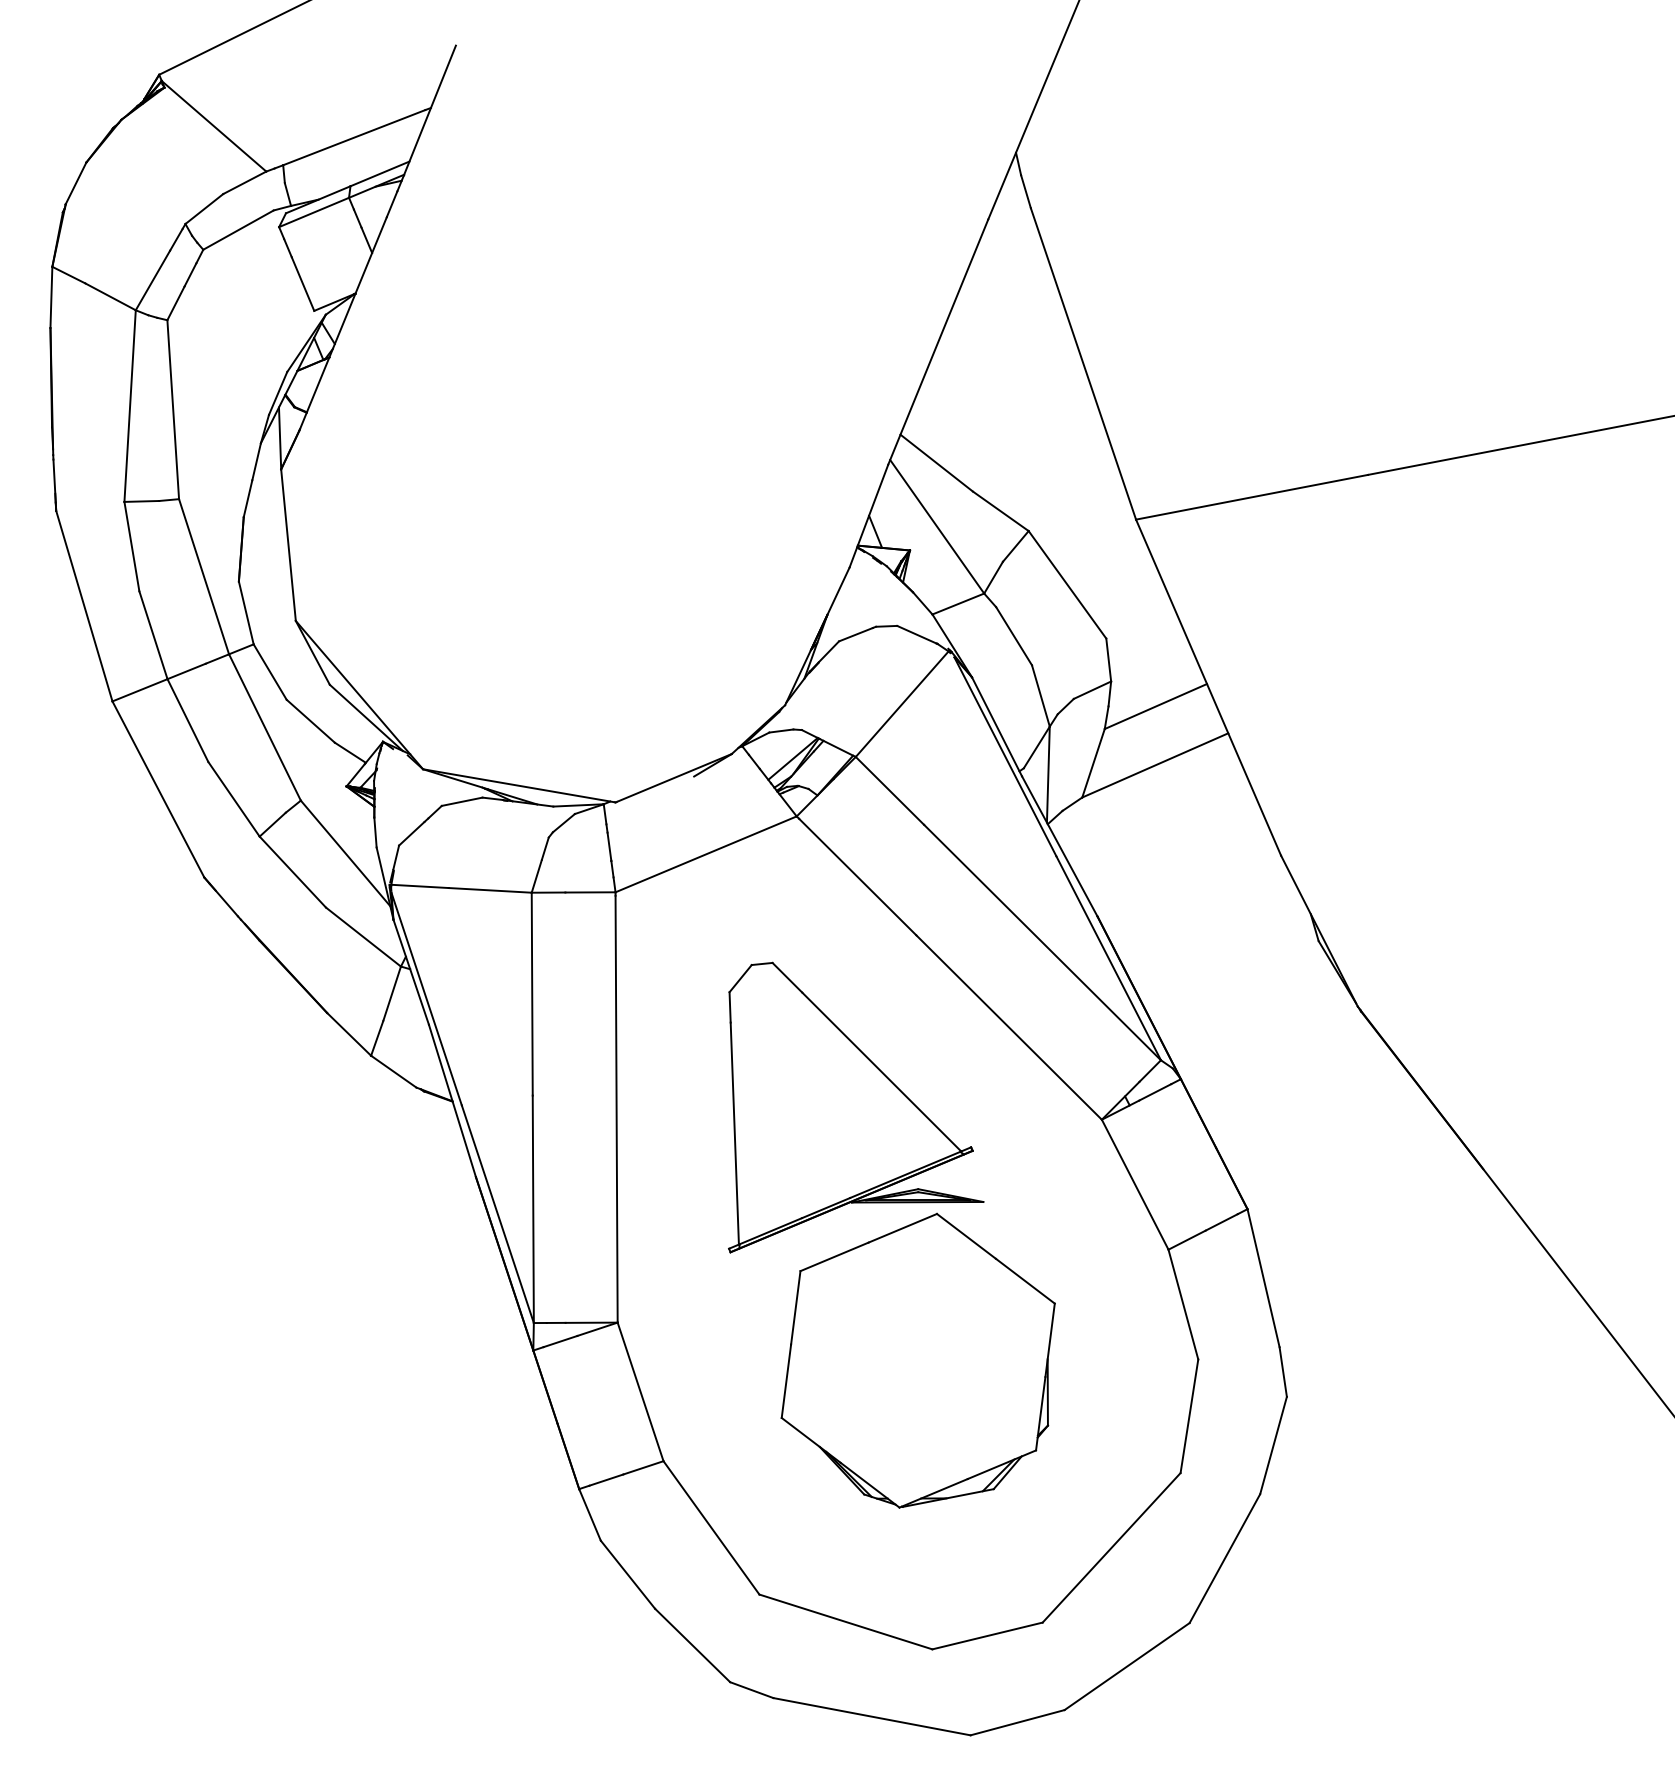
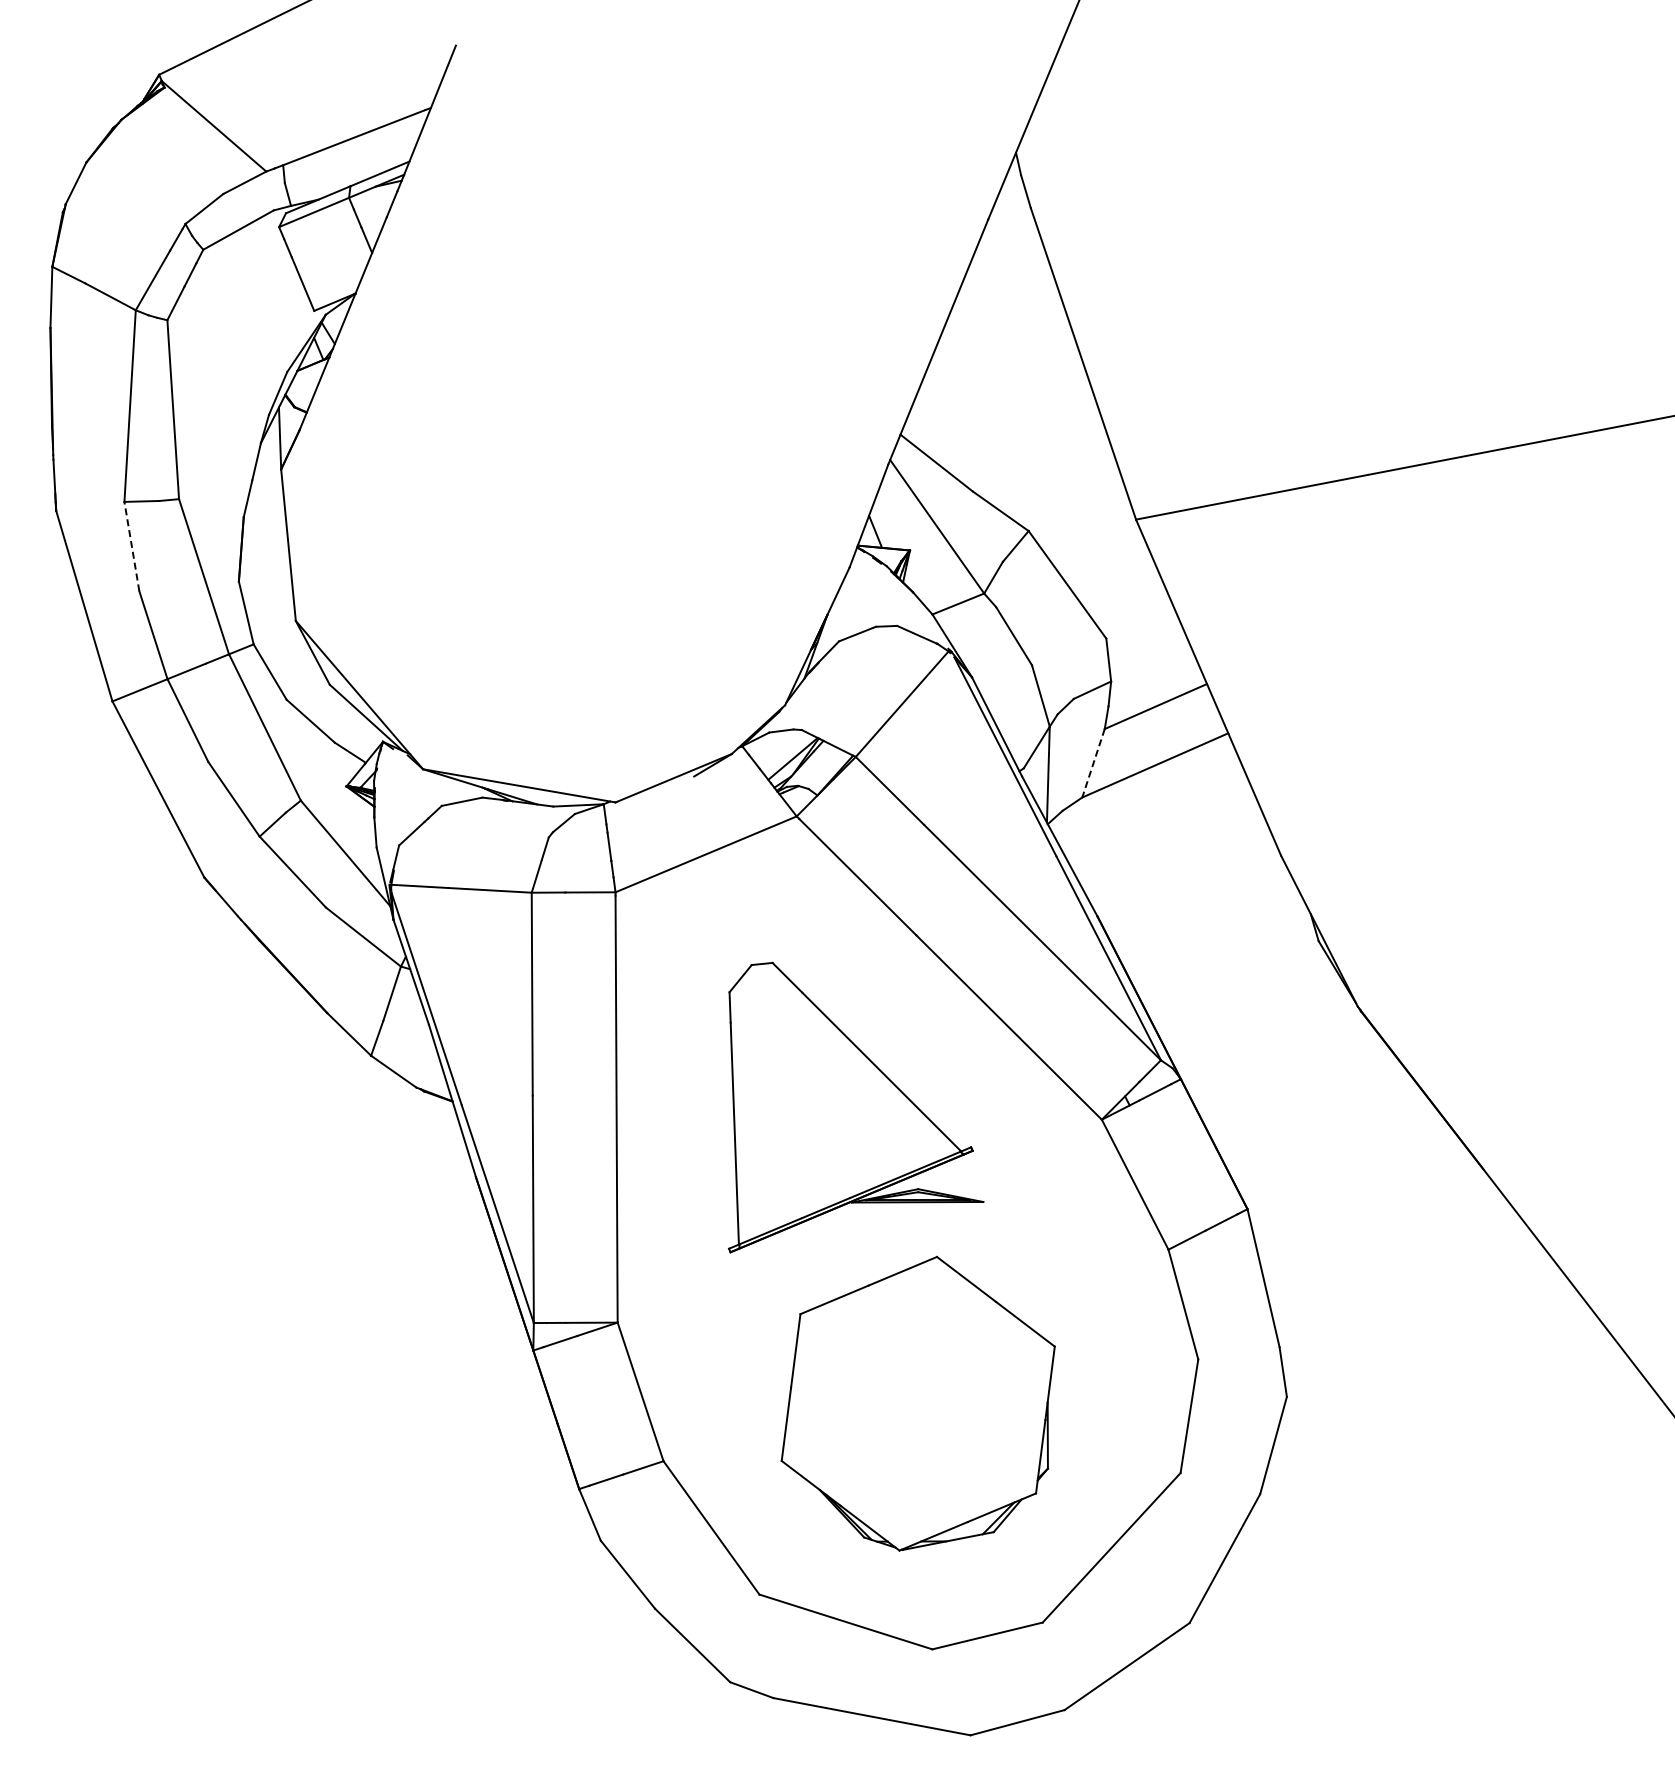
line: solid -> dashed (131, 546)
line: solid -> dashed (1093, 763)
part position: (917, 1360) -> (917, 1403) (917, 1403)
